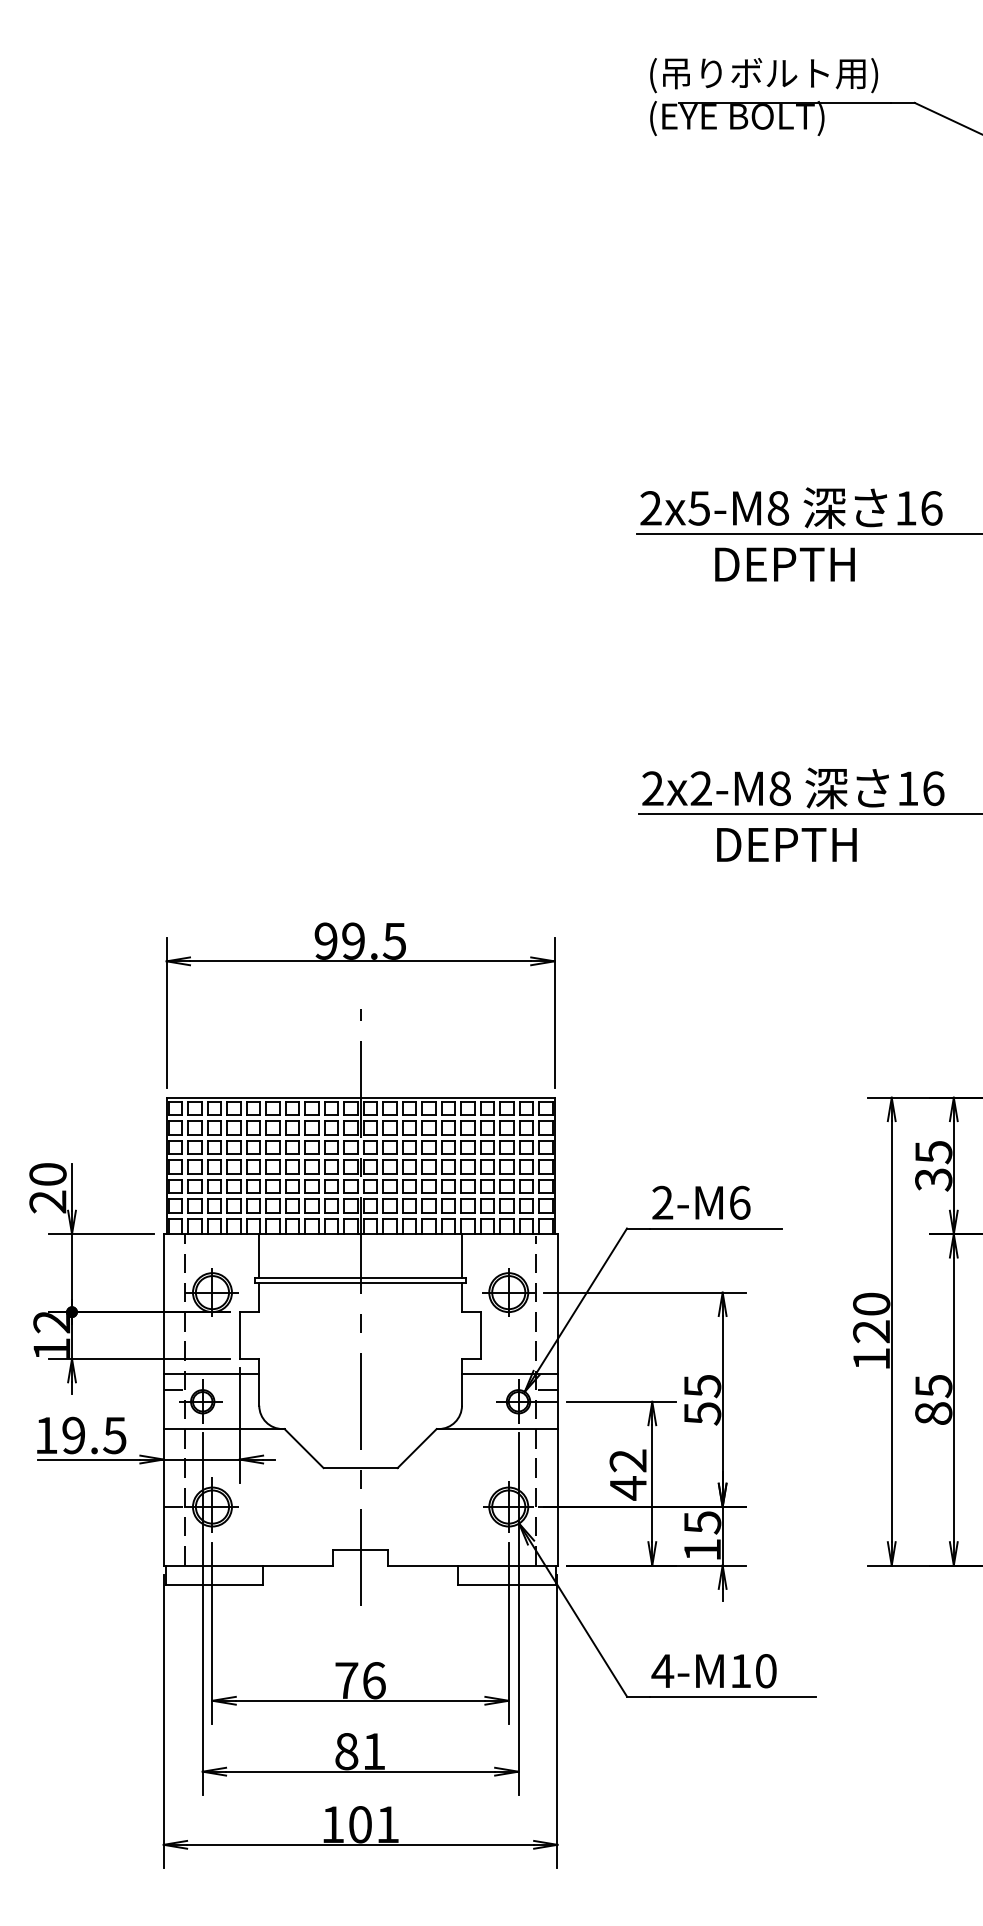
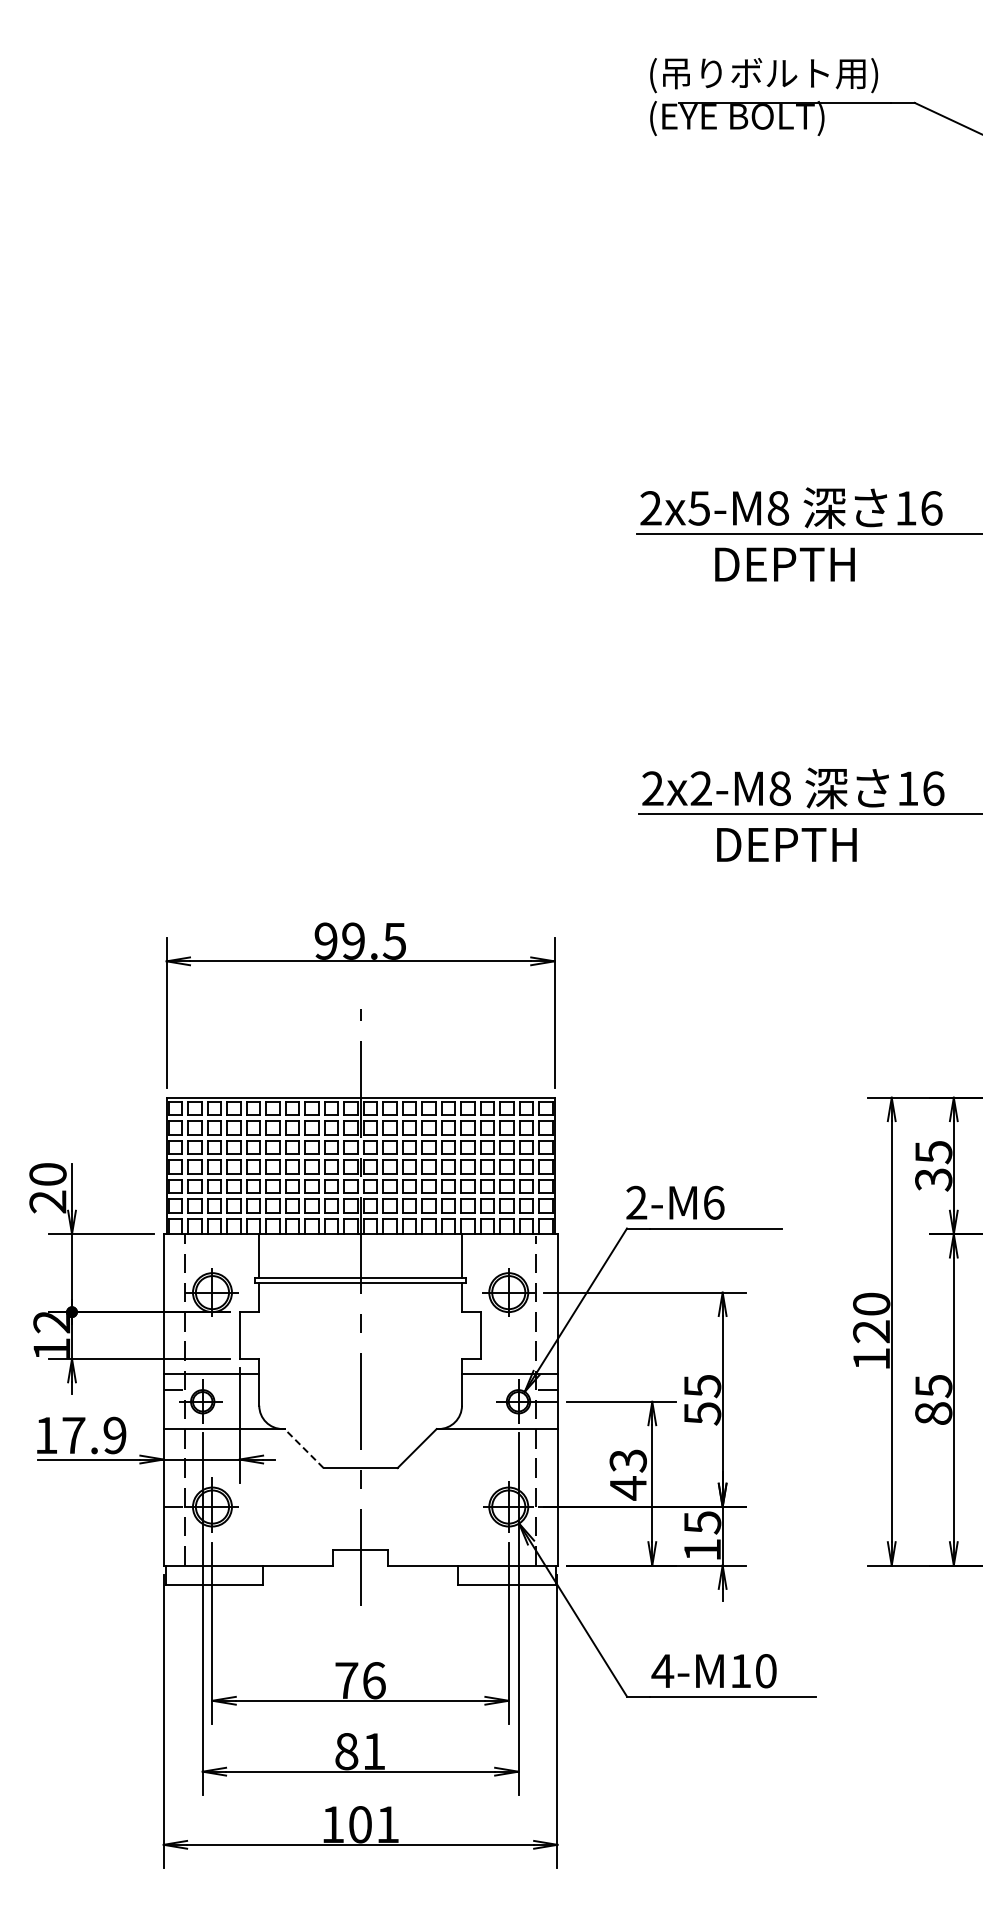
text position: (701, 1202) -> (675, 1202) (675, 1202)
text: 19.5 -> 17.9 (94, 1435)
line: solid -> dashed (304, 1448)
text: 42 -> 43 (627, 1460)
